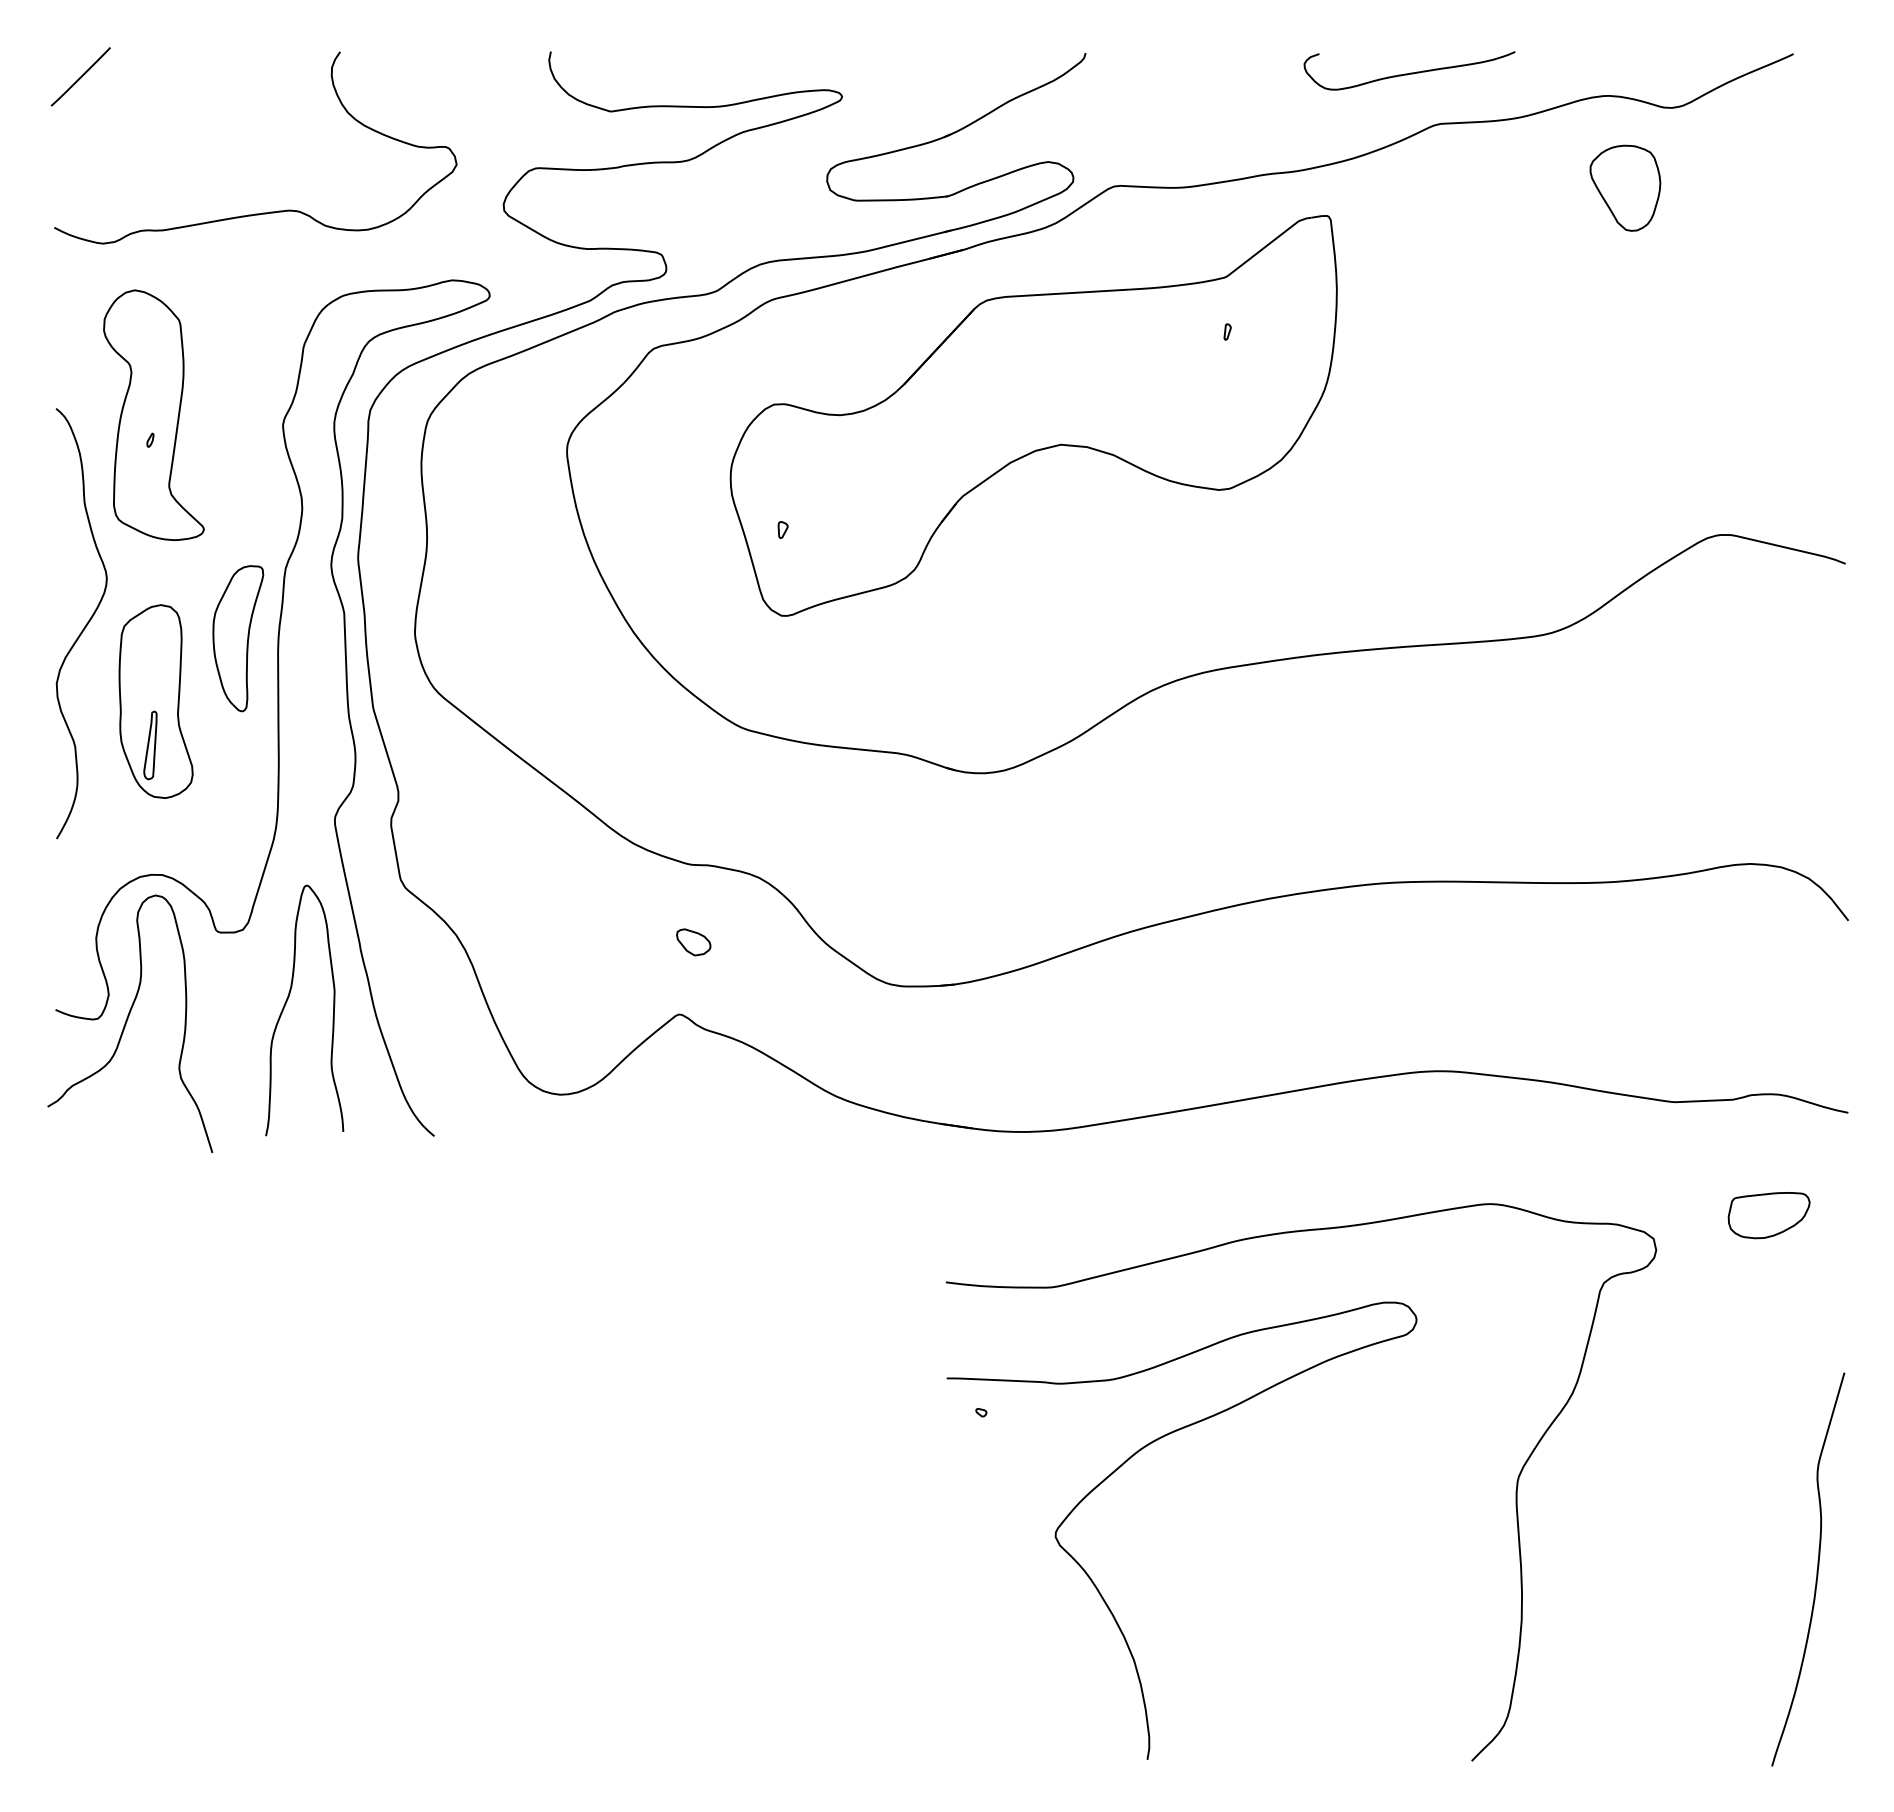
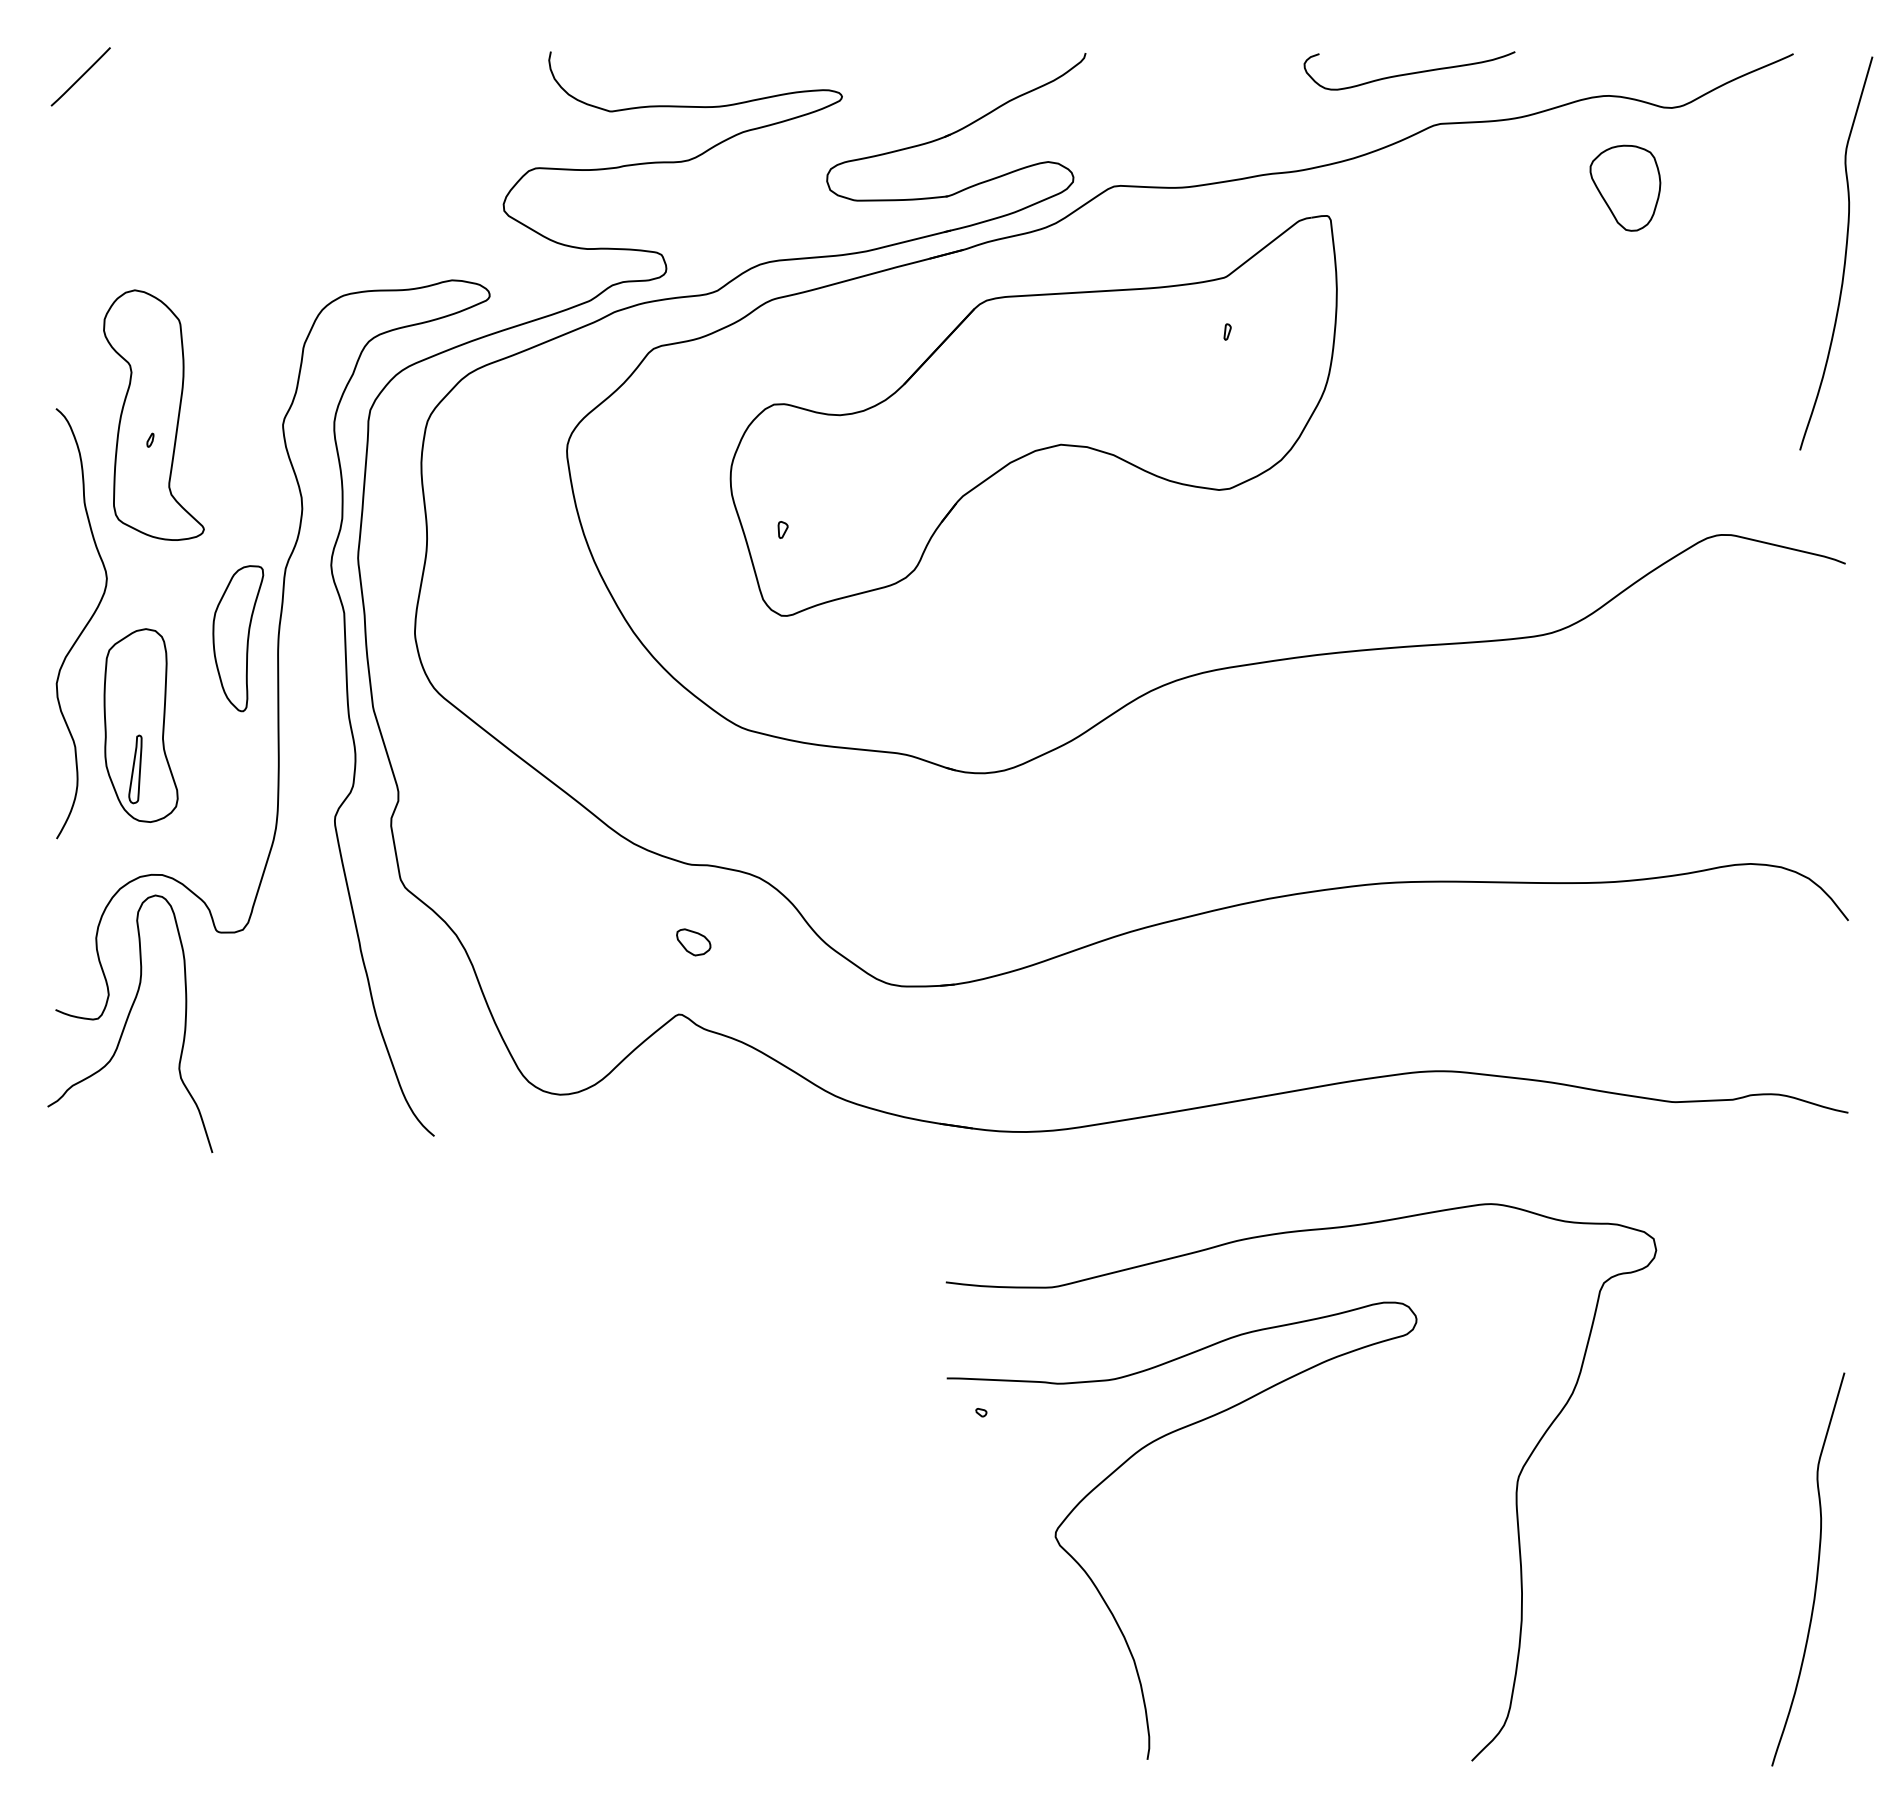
curve: present -> none (262, 212)
curve: none -> present (1844, 254)
part position: (155, 701) -> (140, 725) (140, 725)
curve: present -> none (286, 1004)
part: present -> none (1768, 1215)
